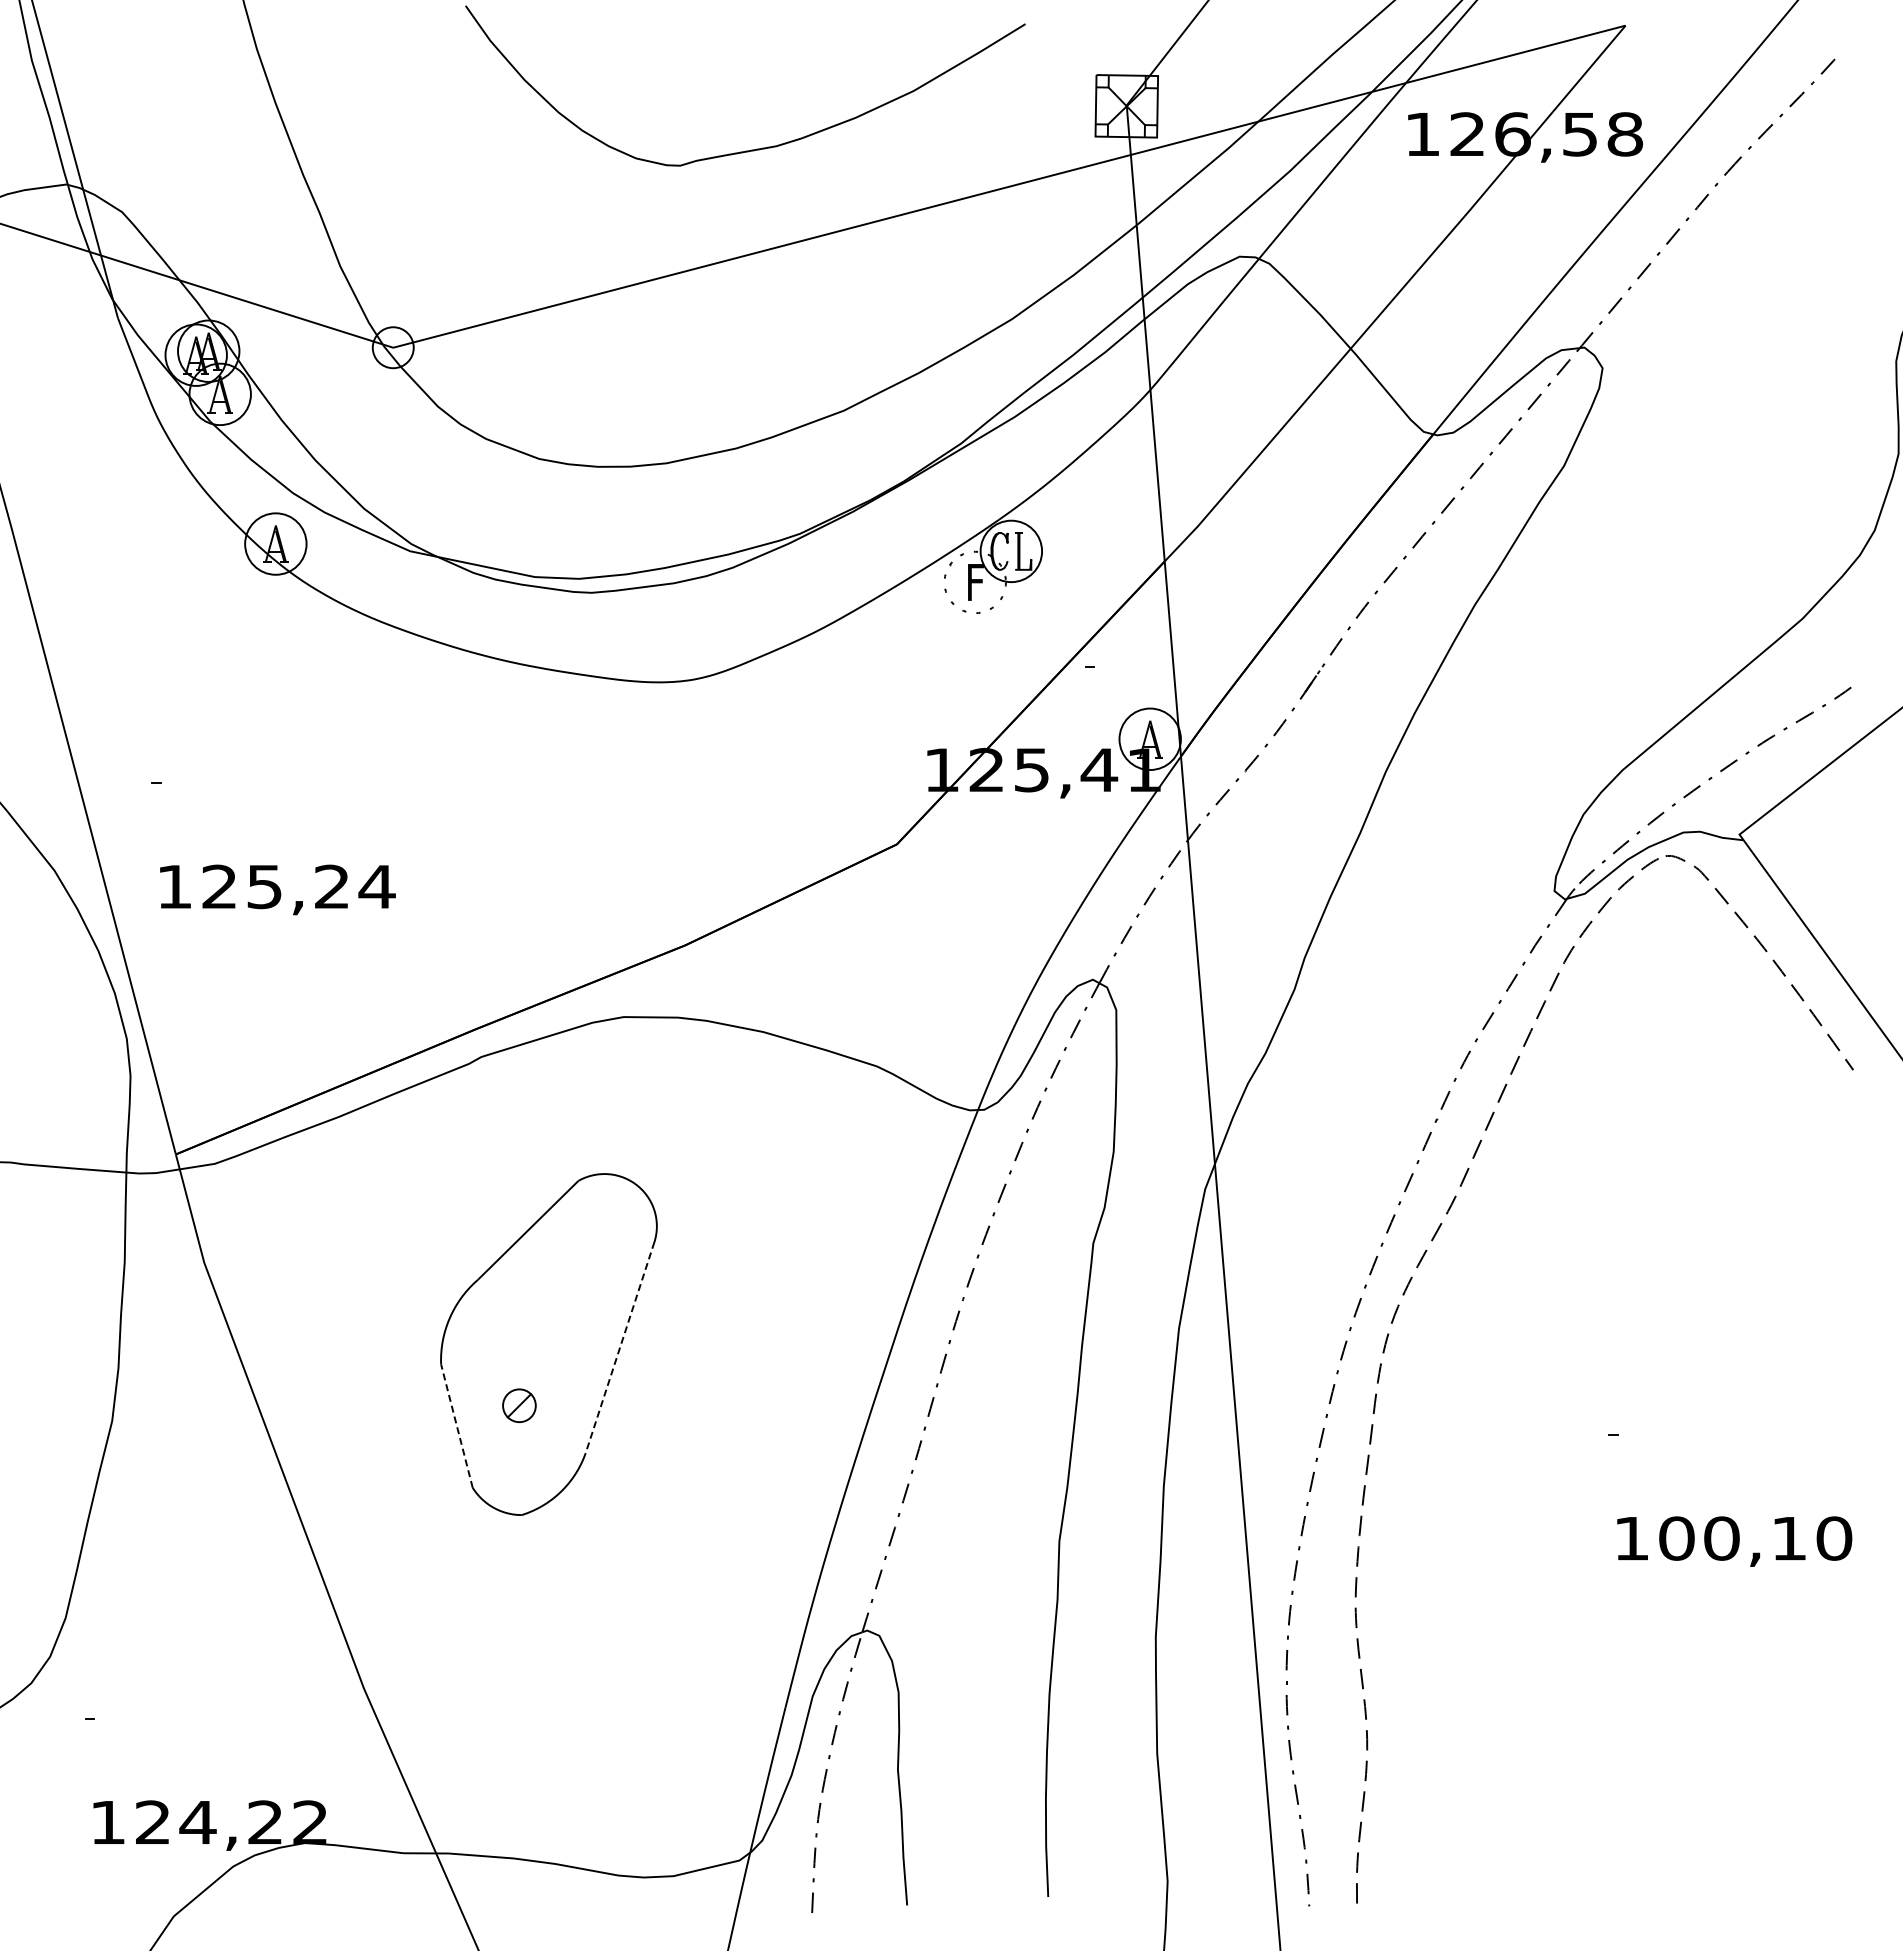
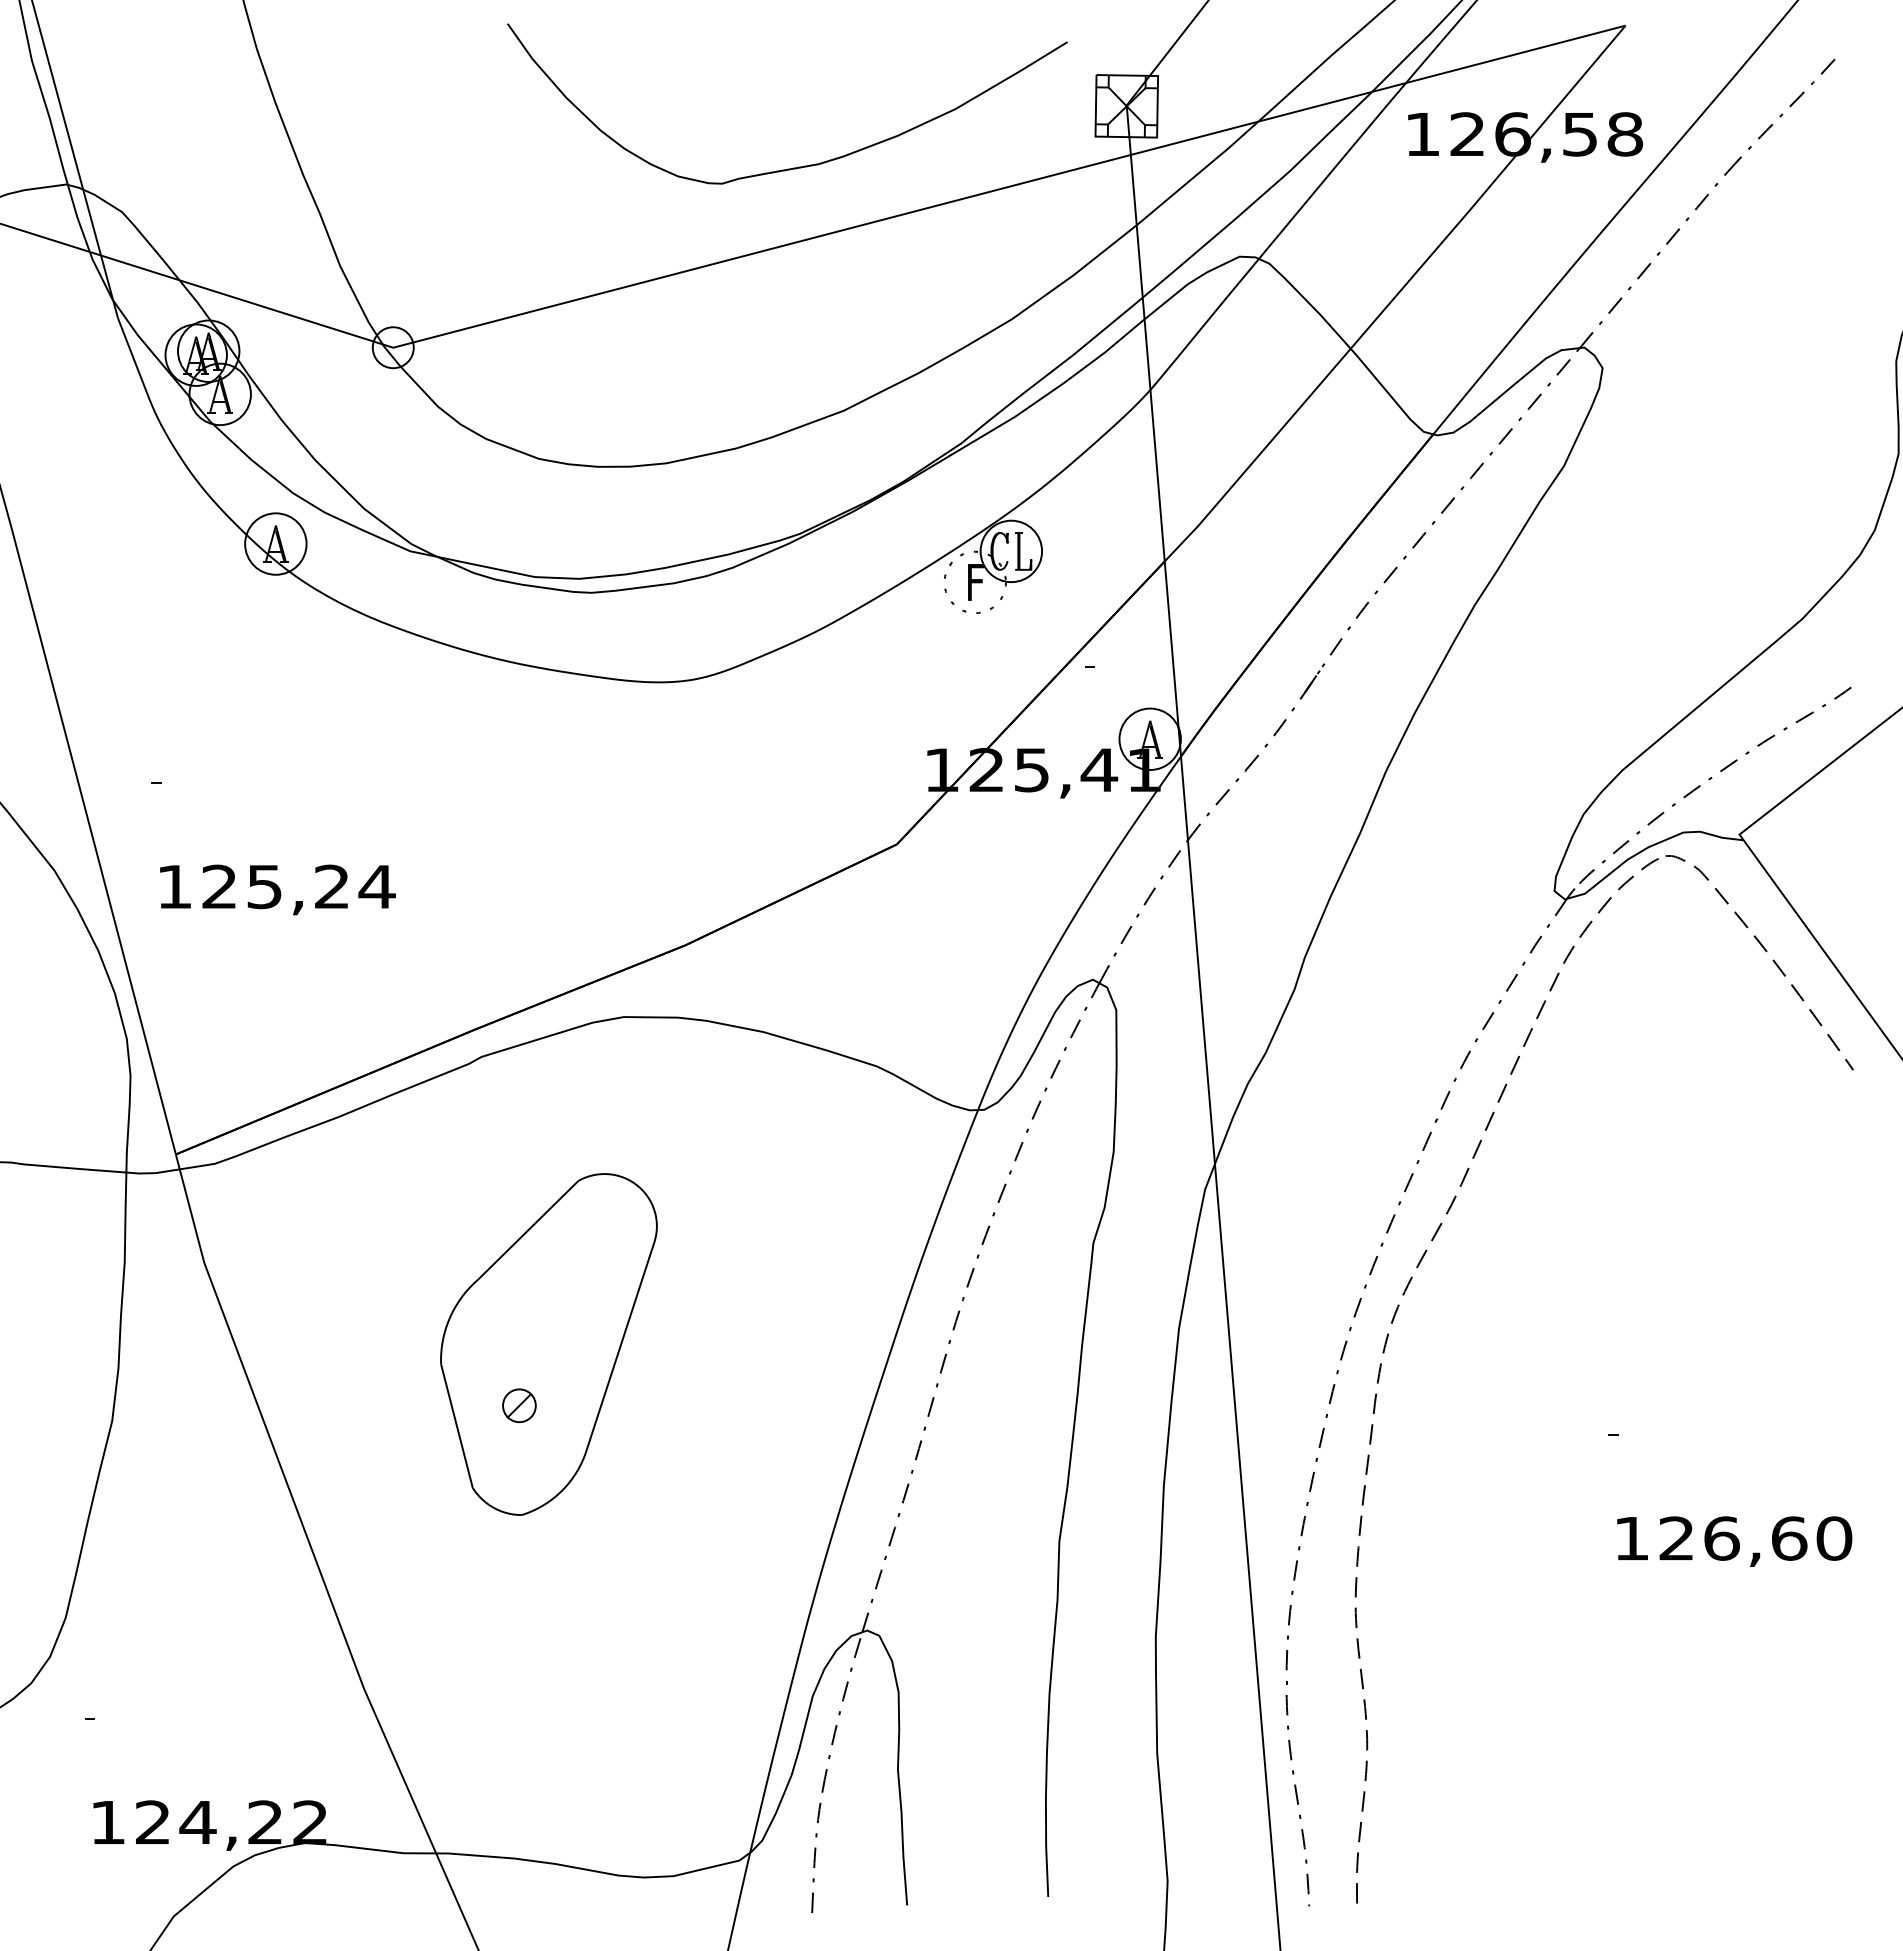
curve position: (756, 148) -> (798, 166) (798, 166)
line: dashed -> solid (619, 1348)
line: dashed -> solid (456, 1426)
text: 100,10 -> 126,60 (1733, 1538)
